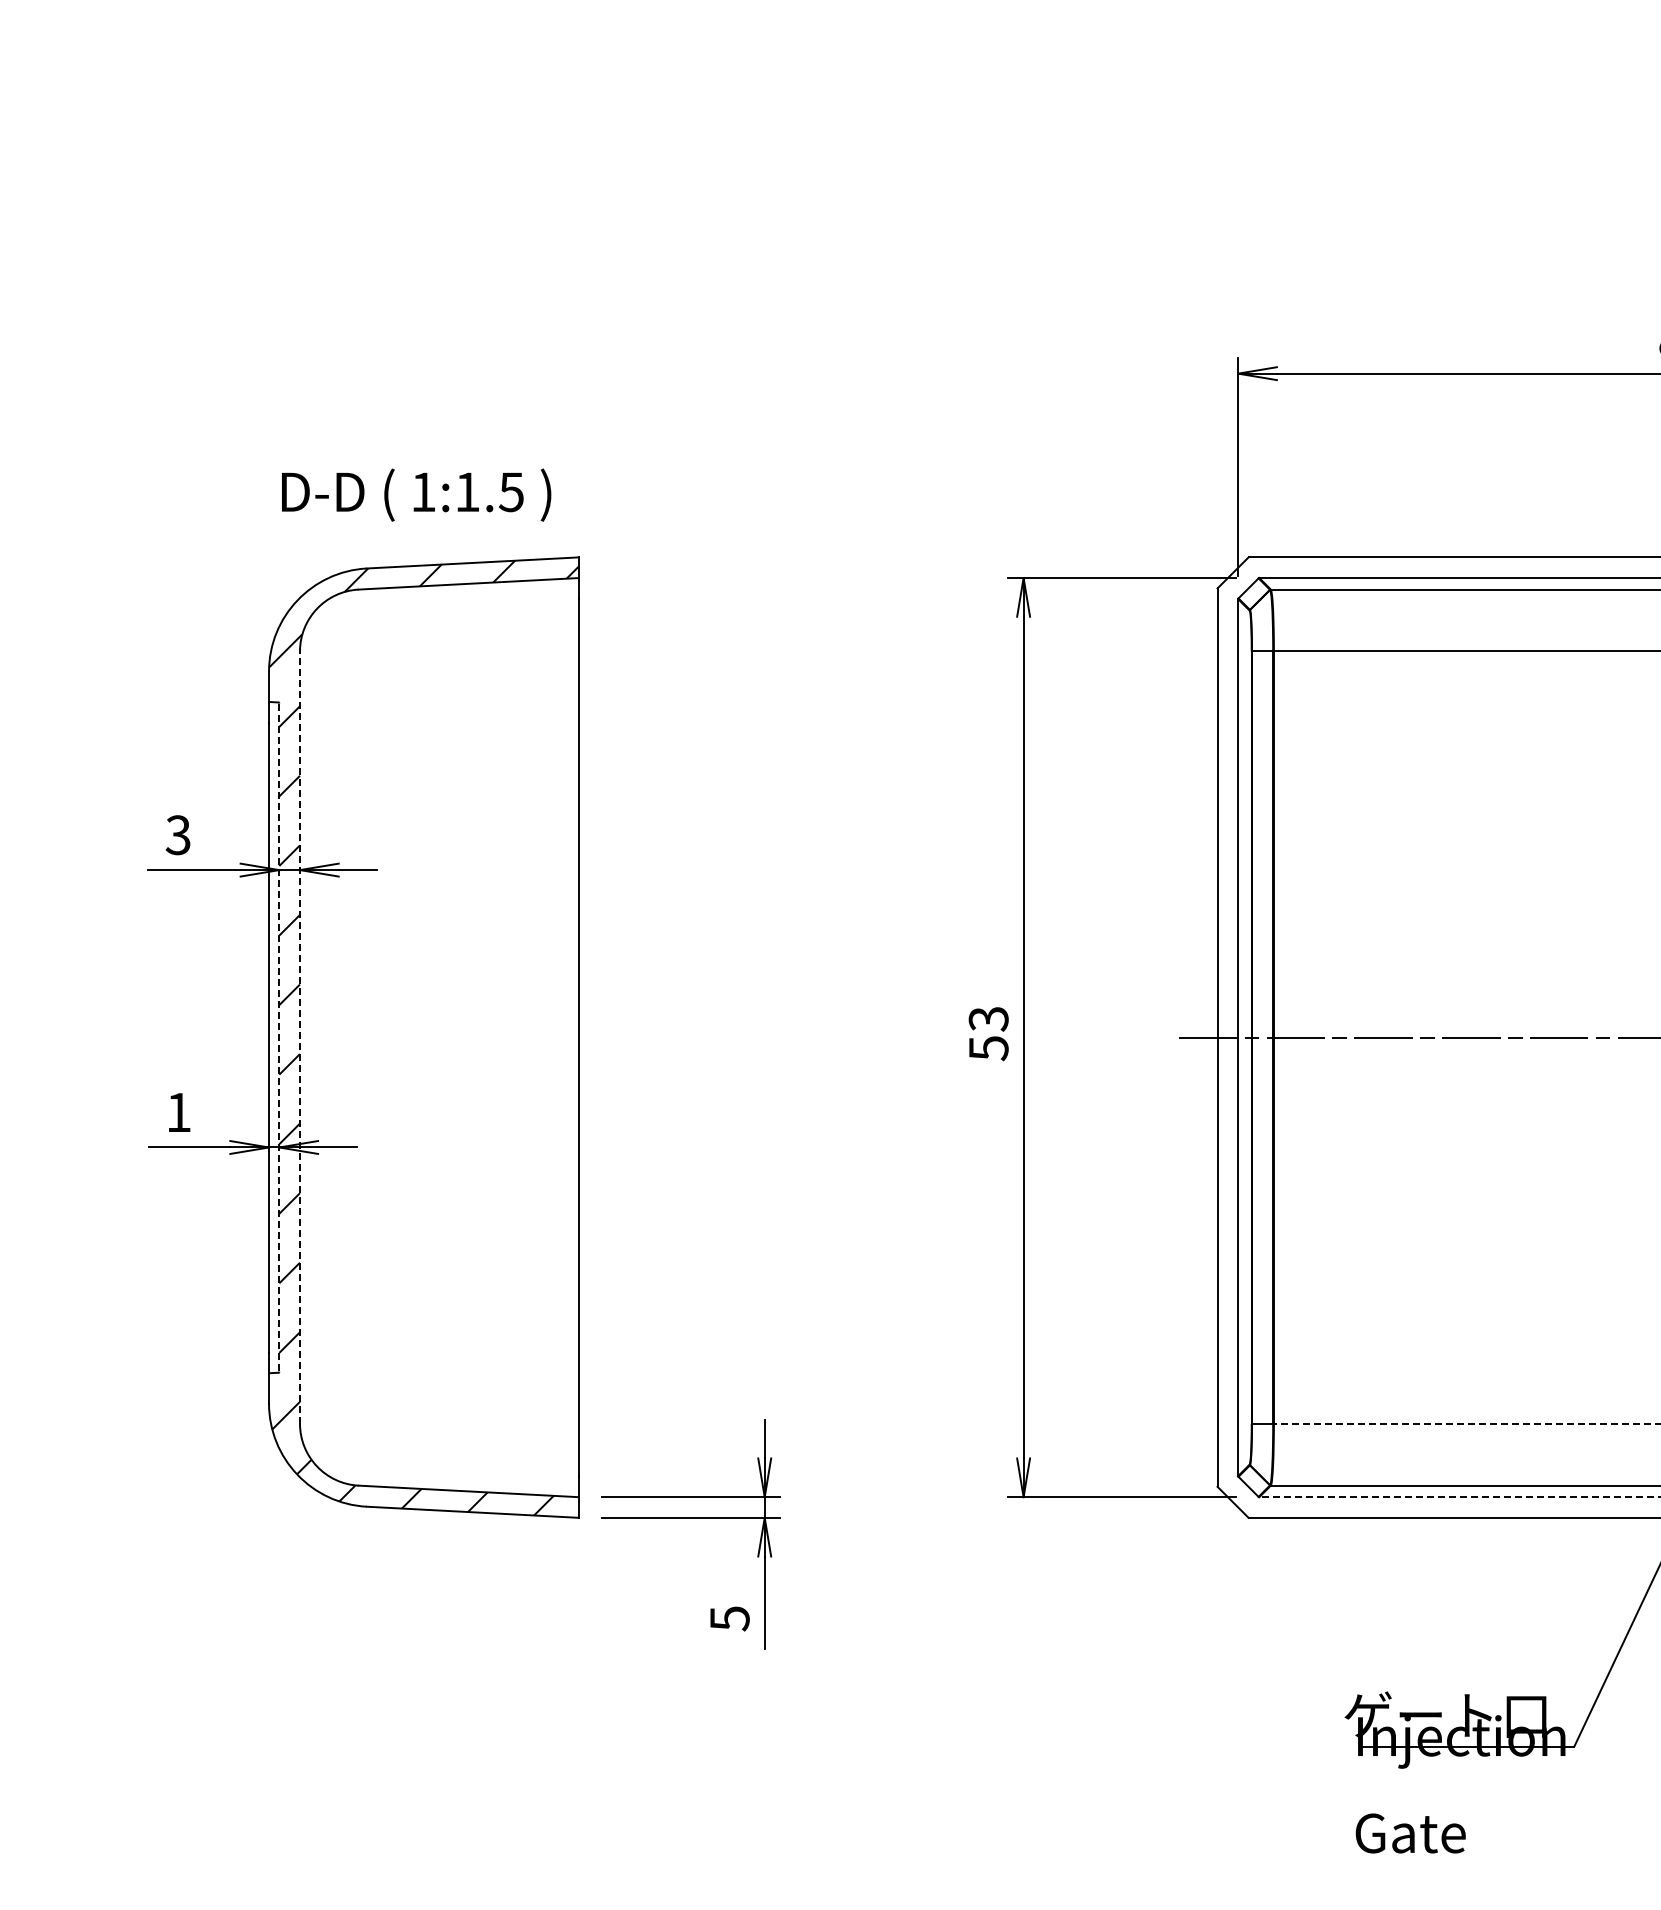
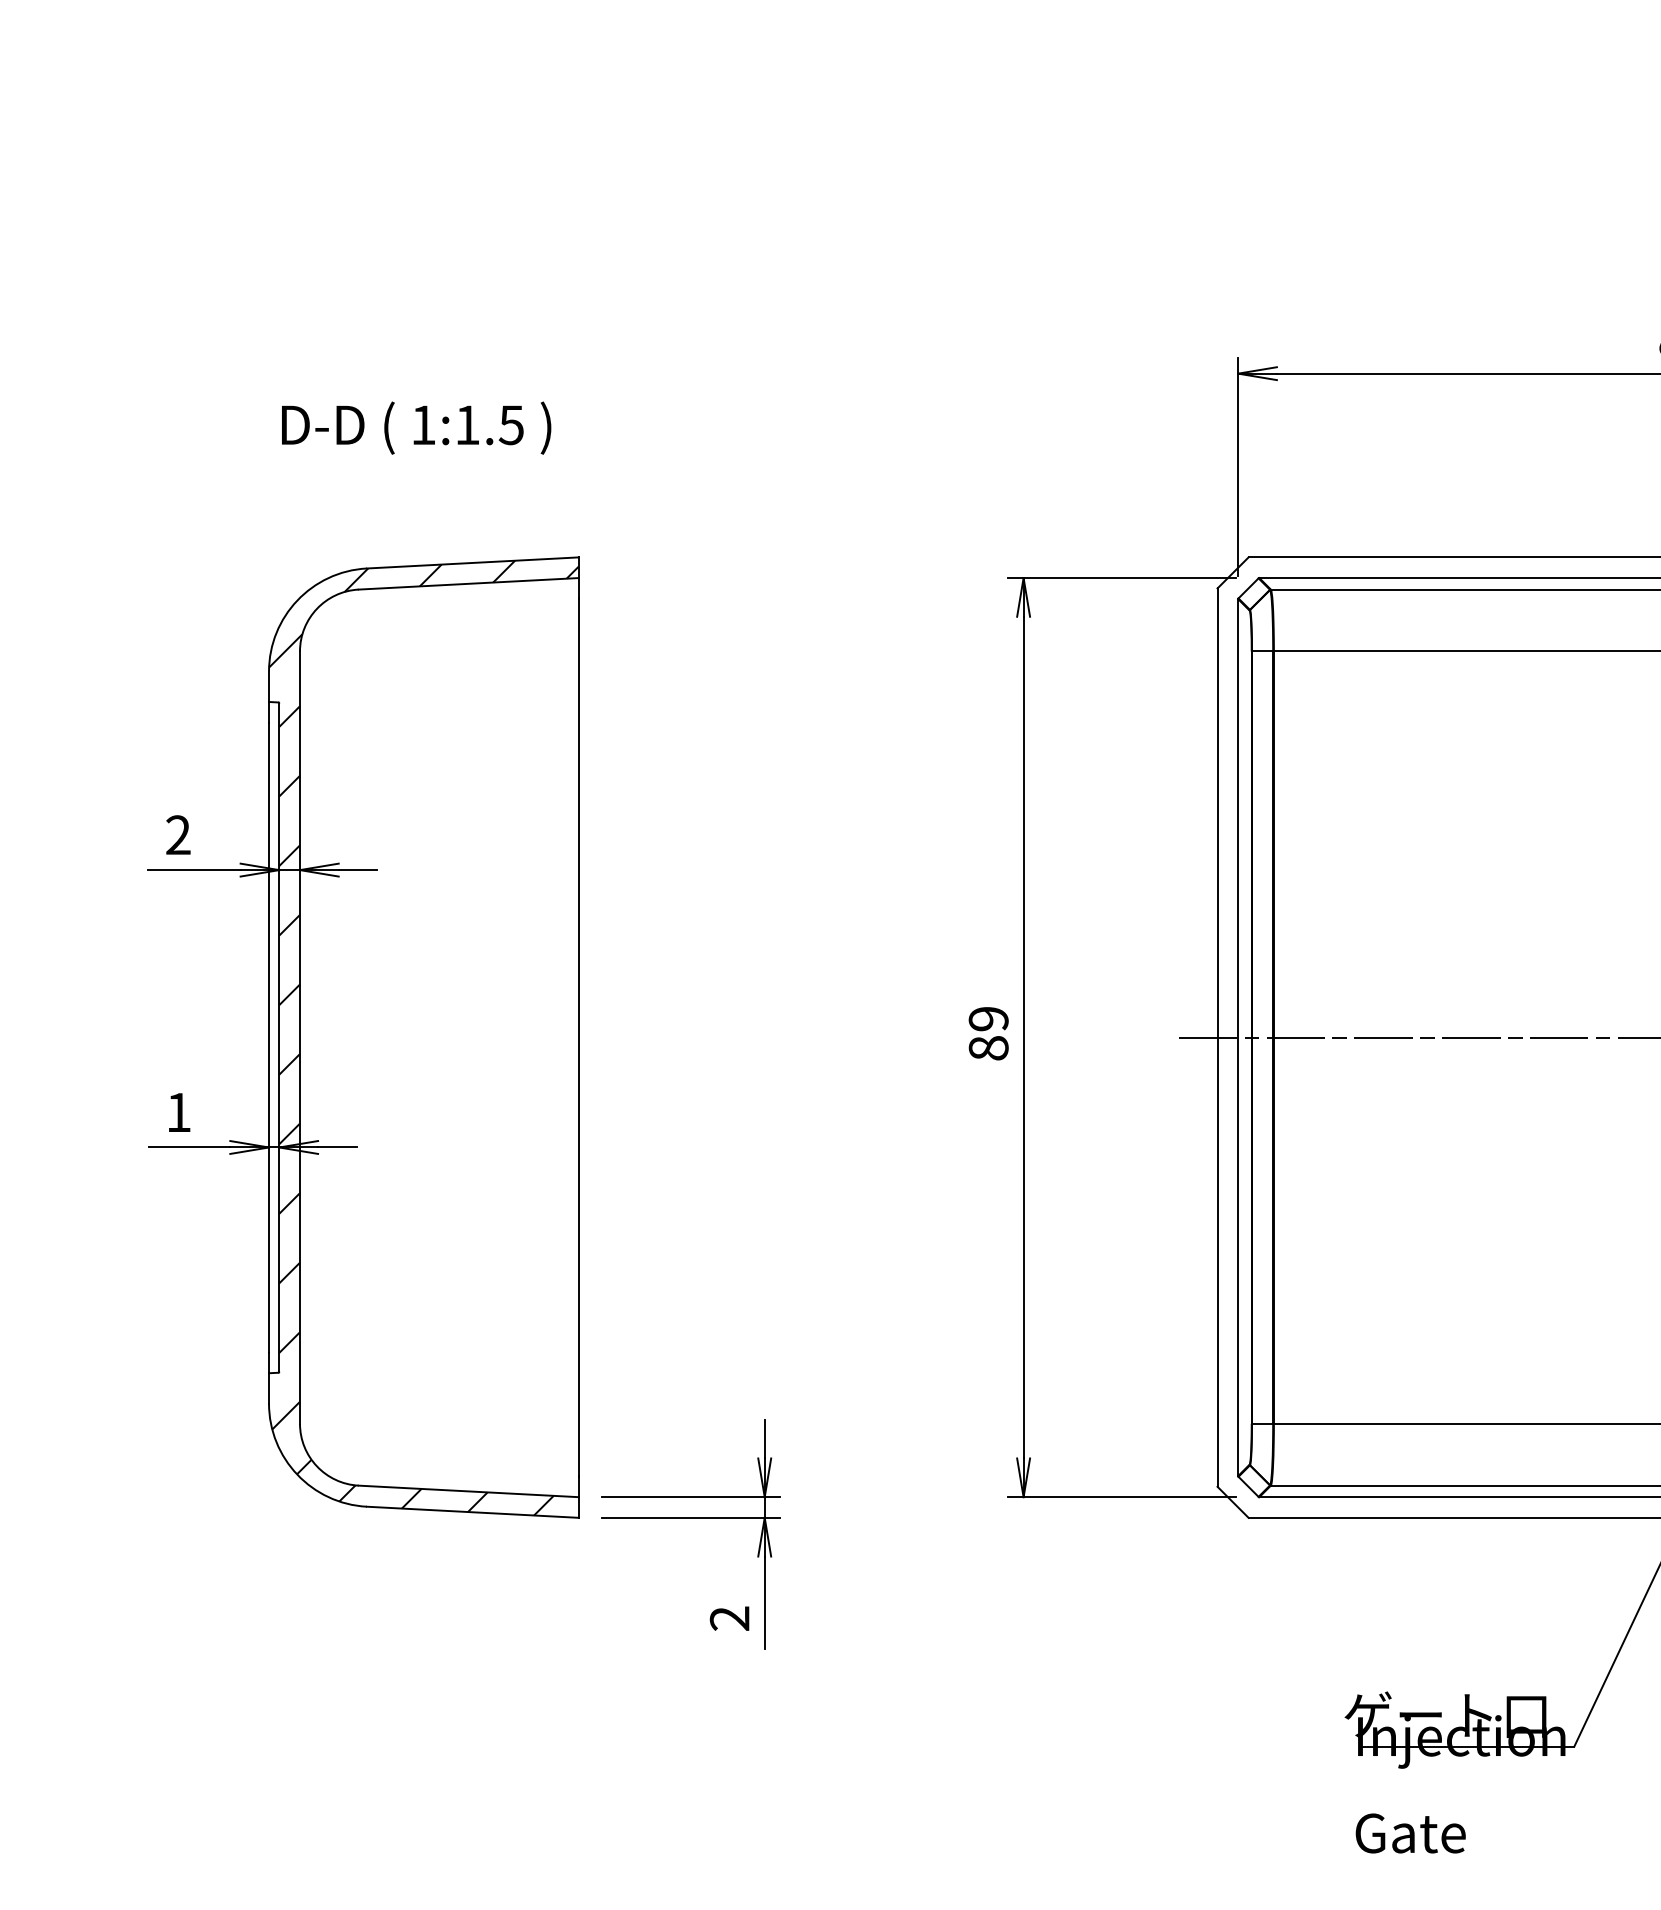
text position: (416, 494) -> (416, 427) (416, 427)
text: 3 -> 2 (177, 835)
text: 53 -> 89 (988, 1034)
line: dashed -> solid (300, 1037)
line: dashed -> solid (279, 1038)
line: dashed -> solid (1466, 1423)
line: dashed -> solid (1459, 1497)
text: 5 -> 2 (729, 1618)
